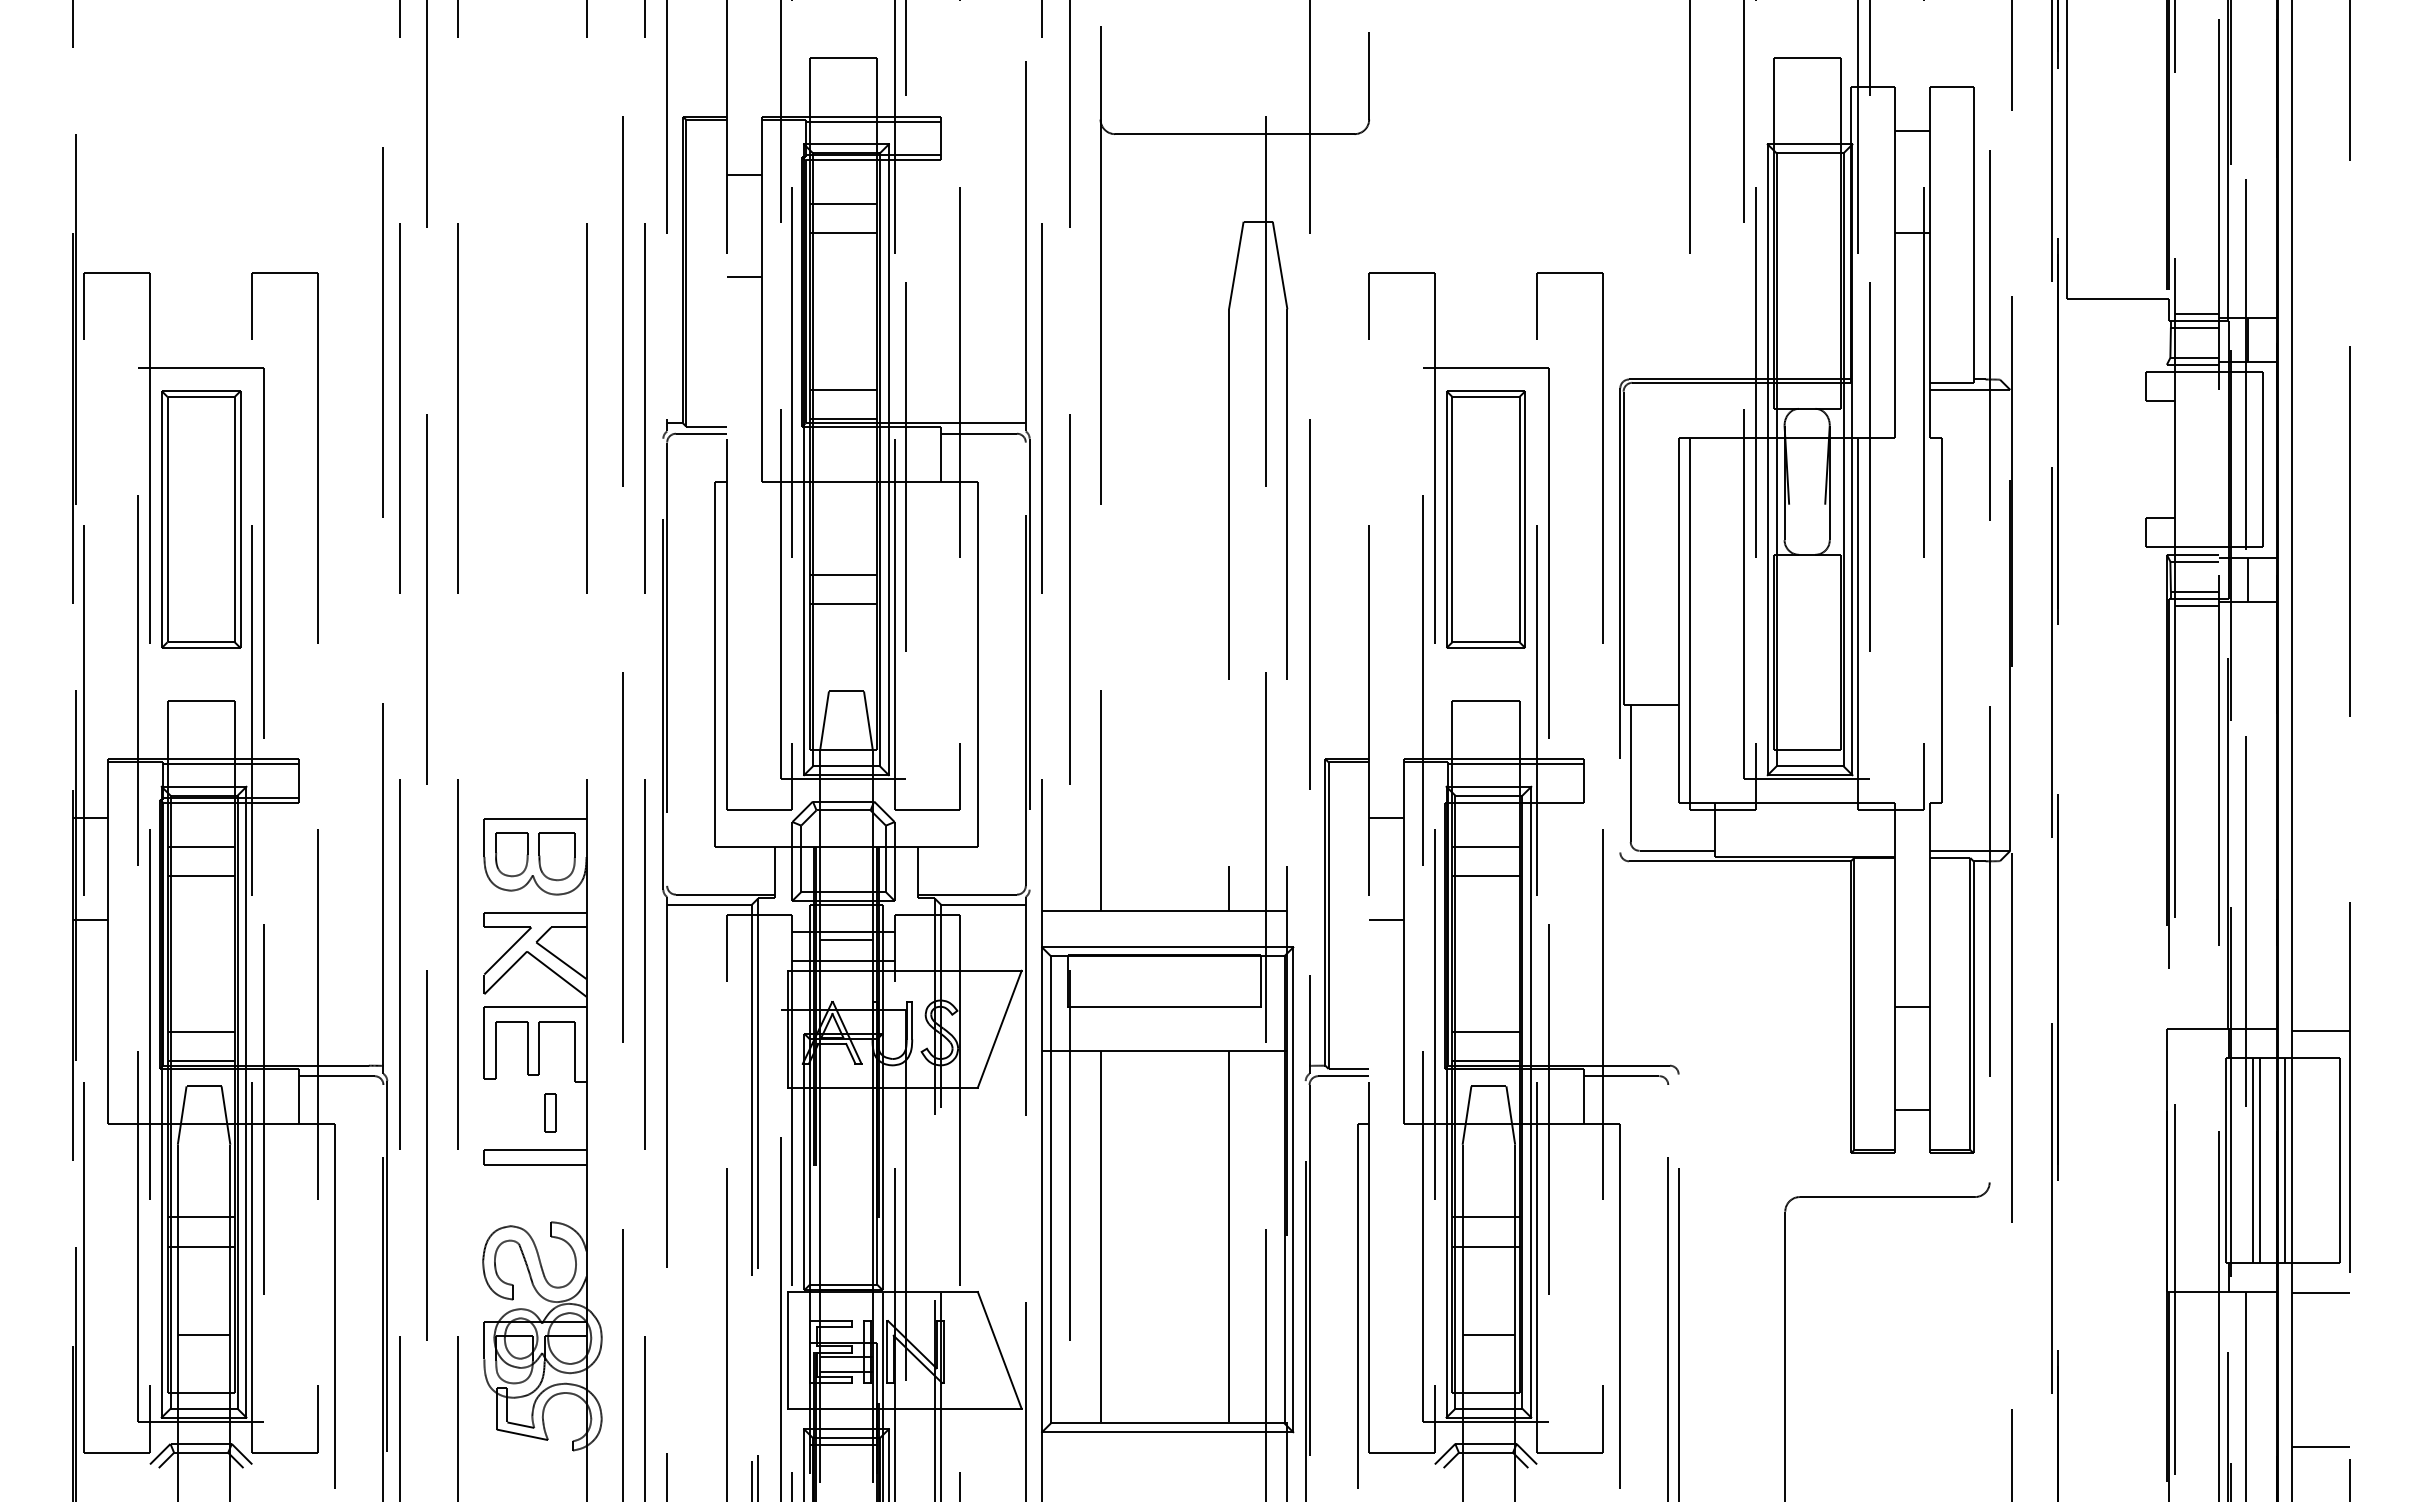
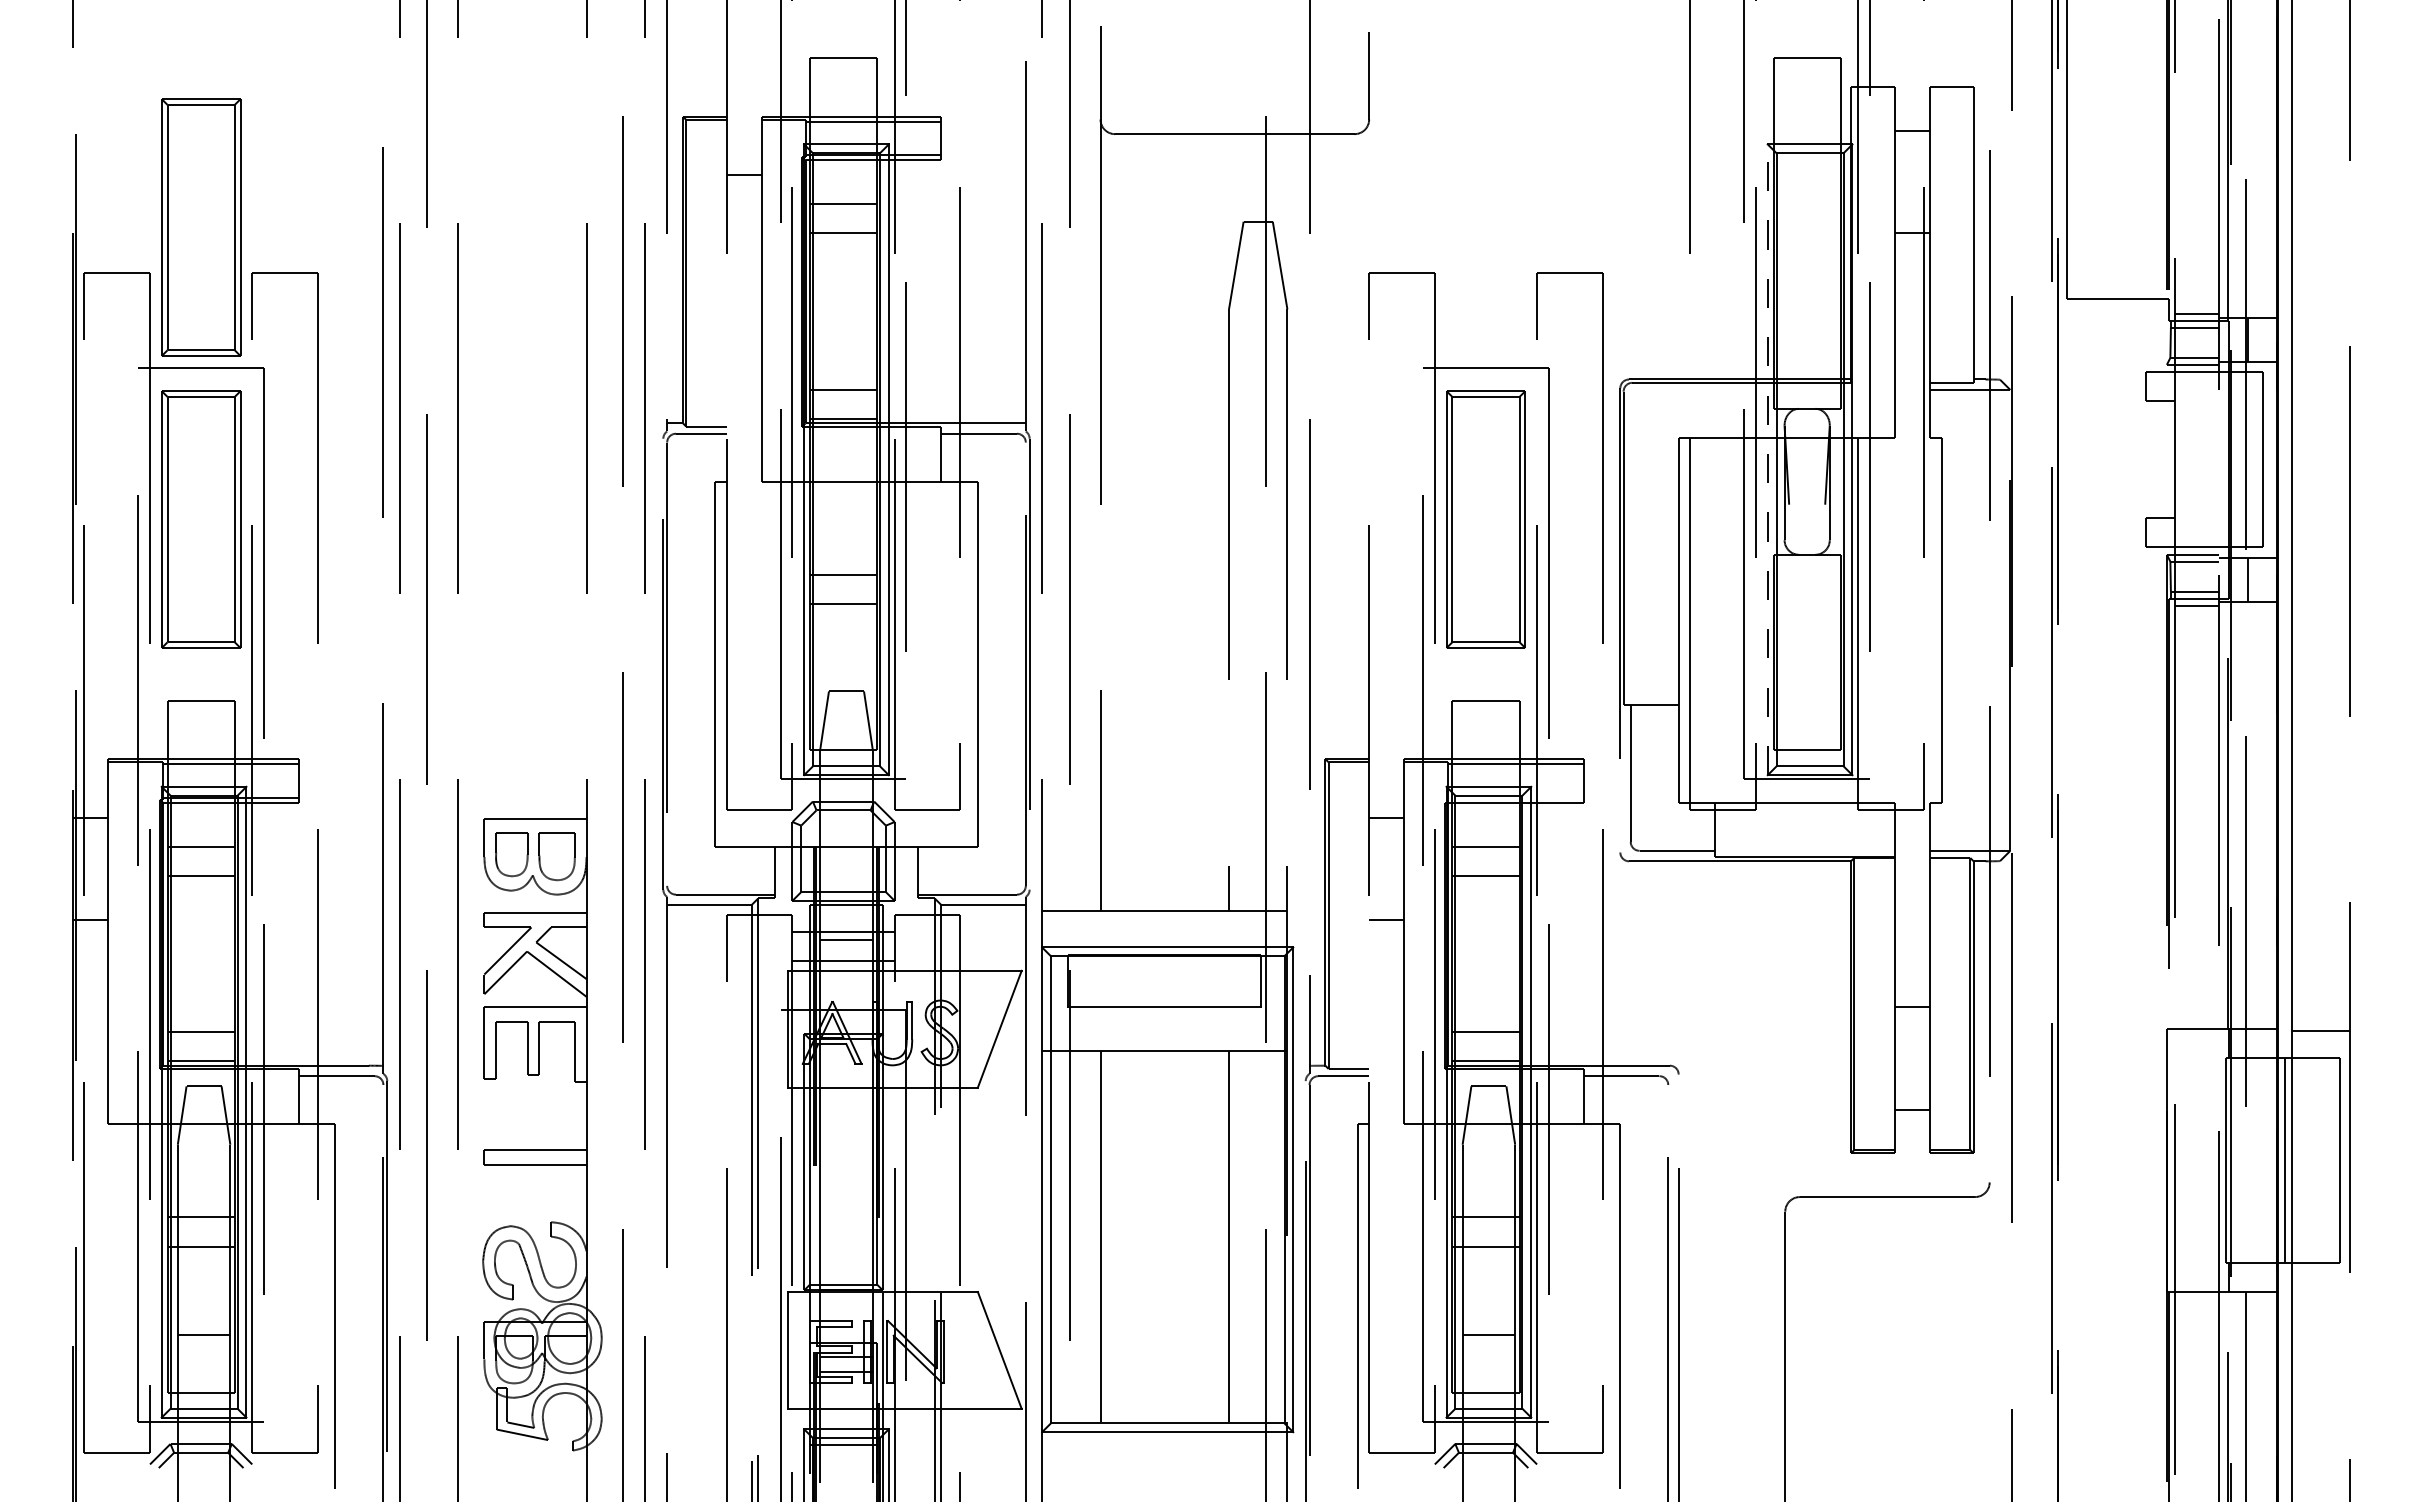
part: none -> present (201, 227)
line: present -> none (743, 277)
line: solid -> dashed (1767, 459)
part: present -> none (550, 1112)
line: present -> none (2252, 1160)
line: present -> none (2259, 1160)
line: present -> none (2320, 1293)
line: present -> none (2320, 1446)
